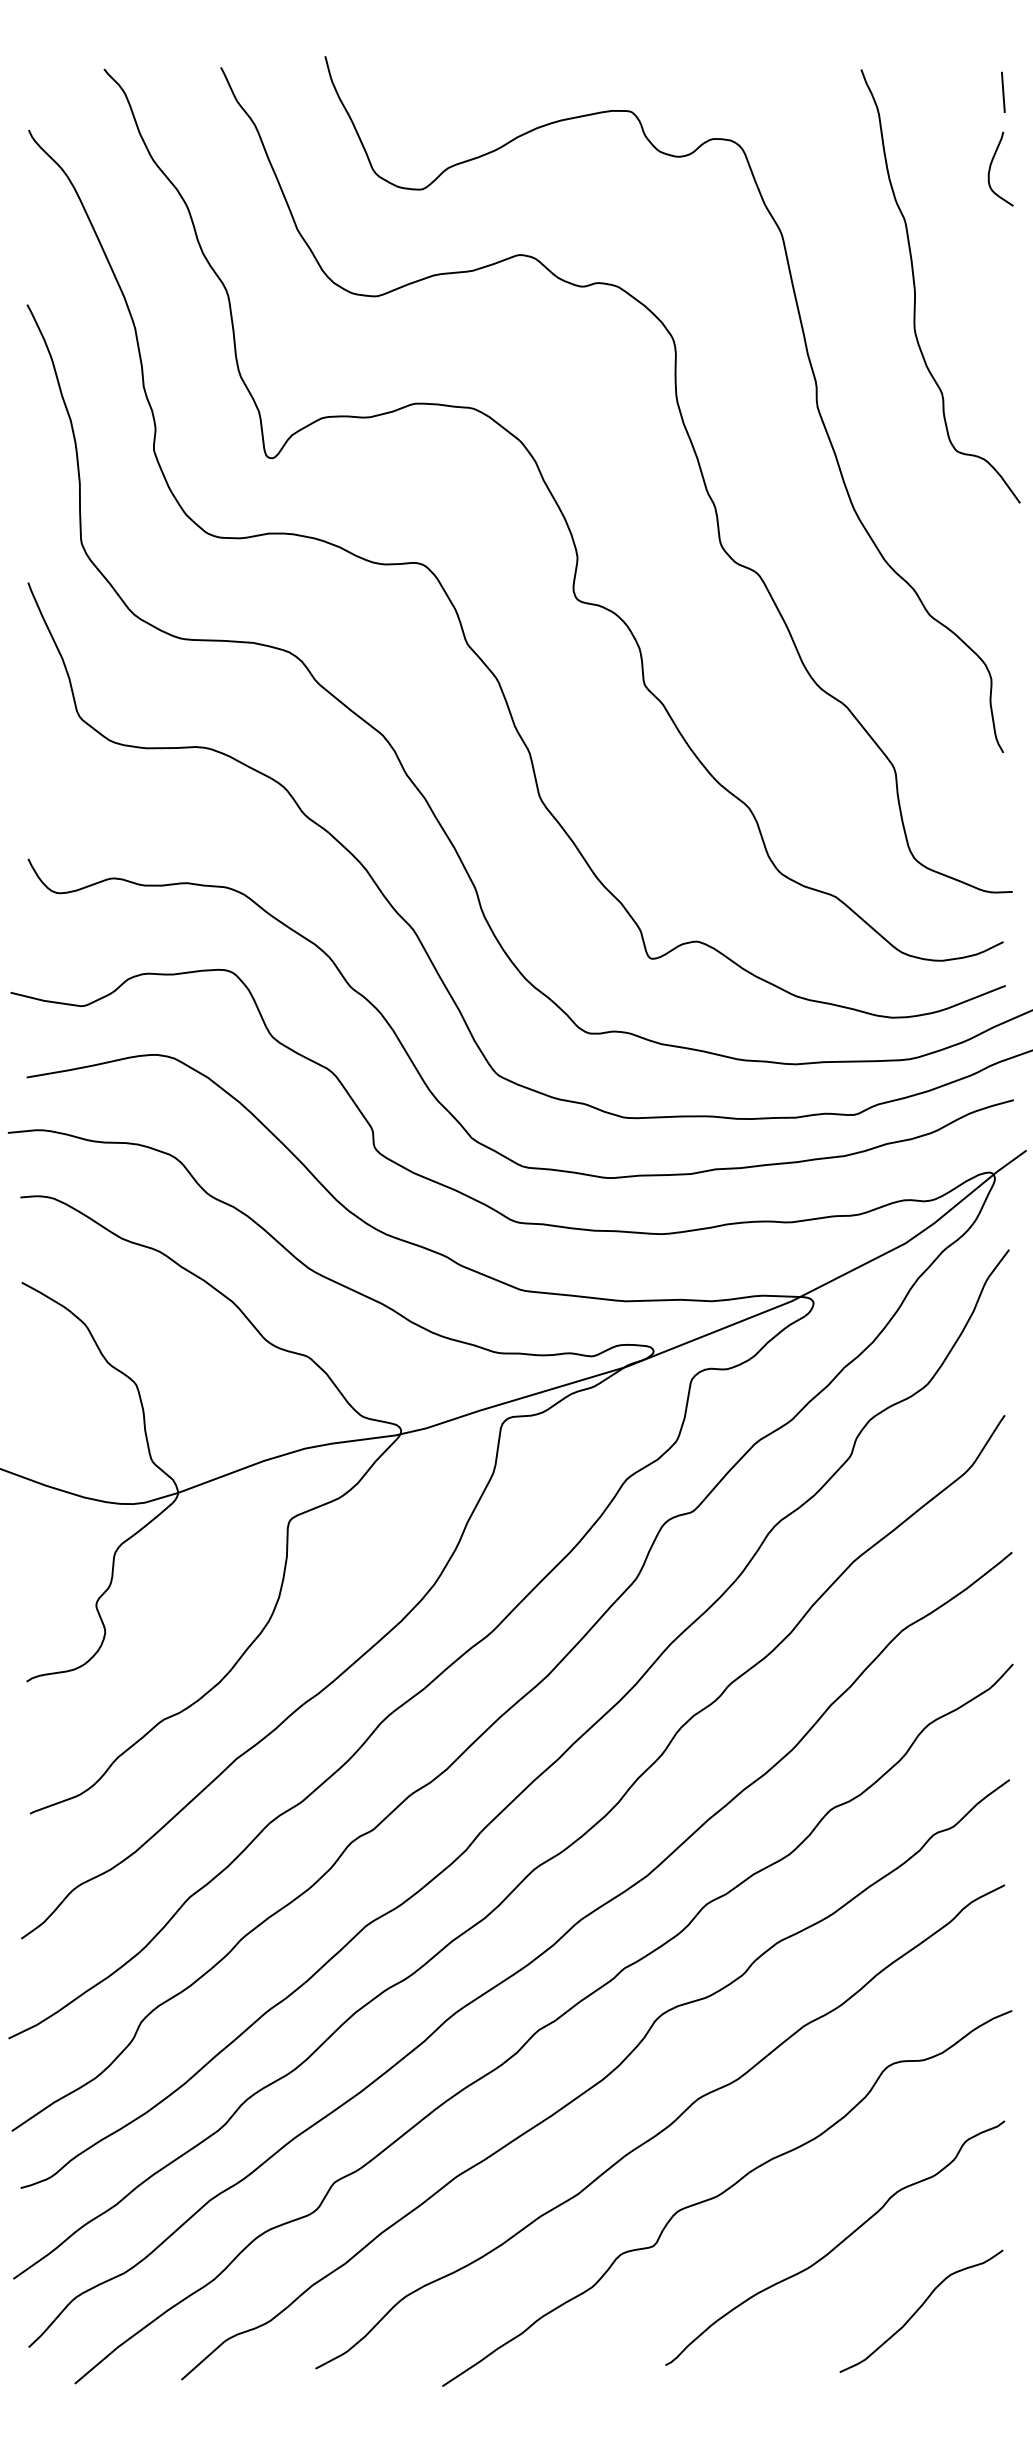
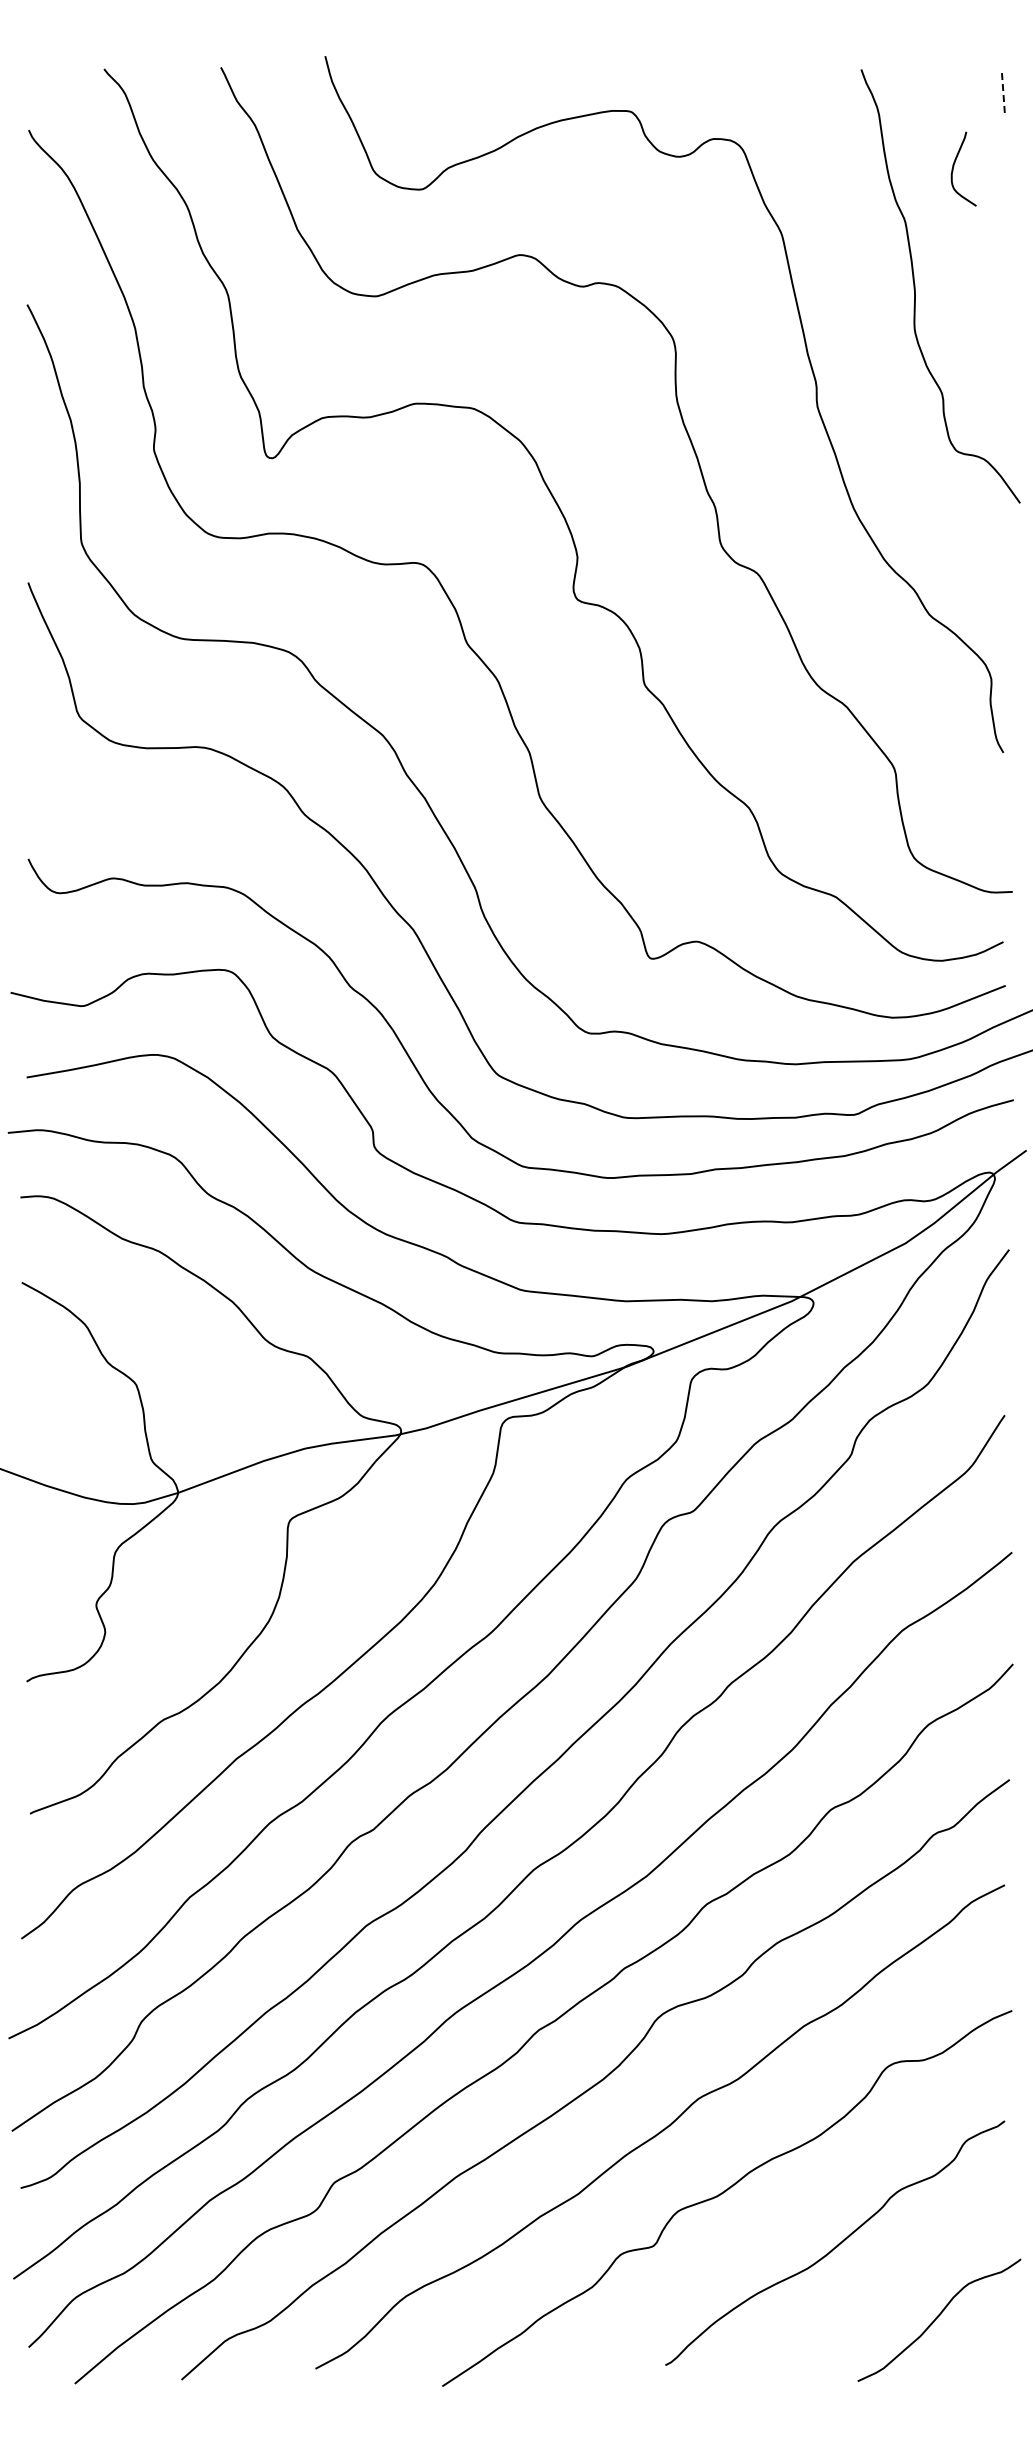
line: solid -> dashed (1003, 92)
curve position: (991, 166) -> (954, 166) (954, 166)
curve position: (920, 2308) -> (938, 2317) (938, 2317)
